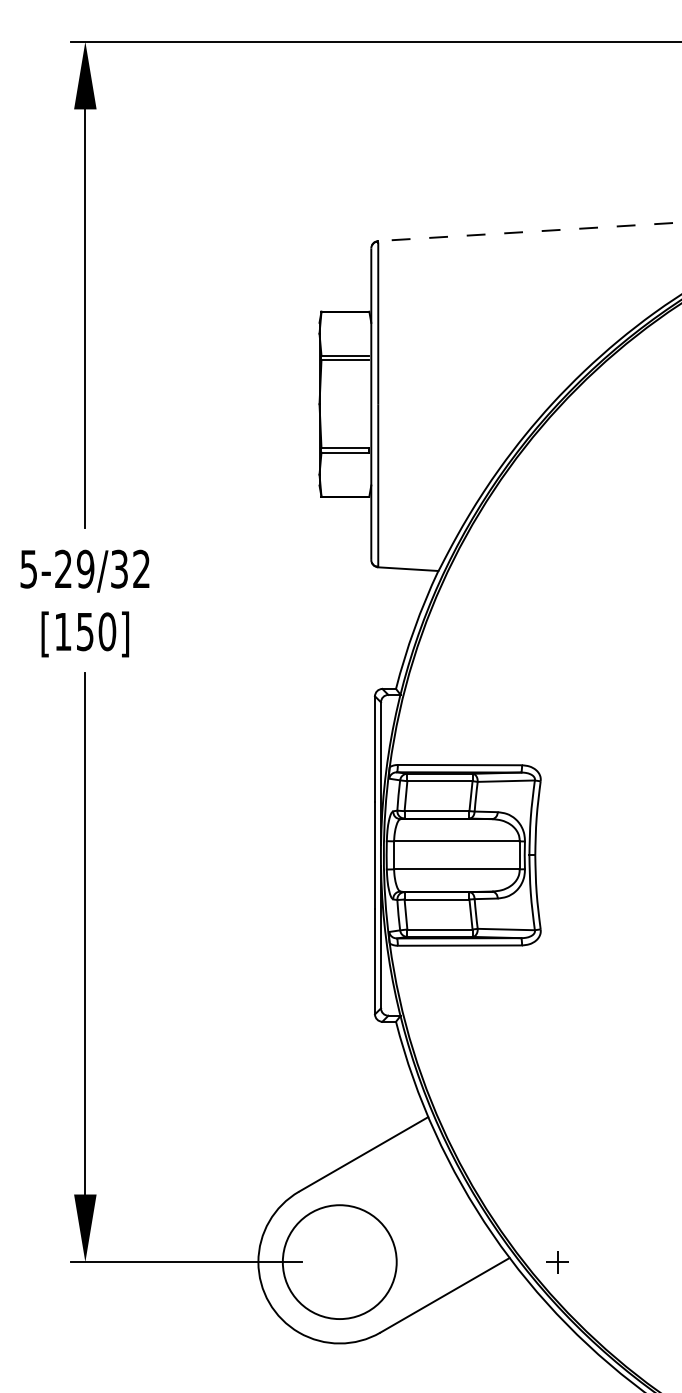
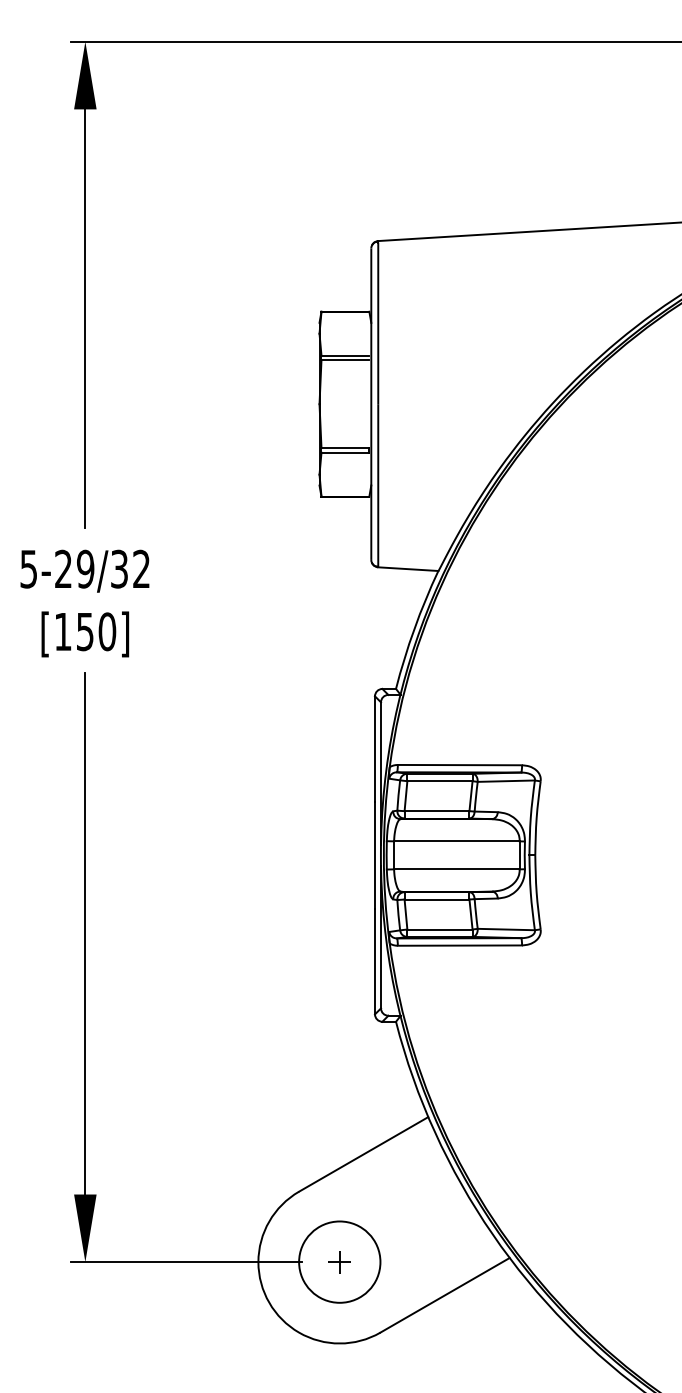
line: dashed -> solid (529, 231)
circle diameter: 114 px -> 81 px (339, 1261)
part position: (557, 1262) -> (339, 1262) (339, 1262)
